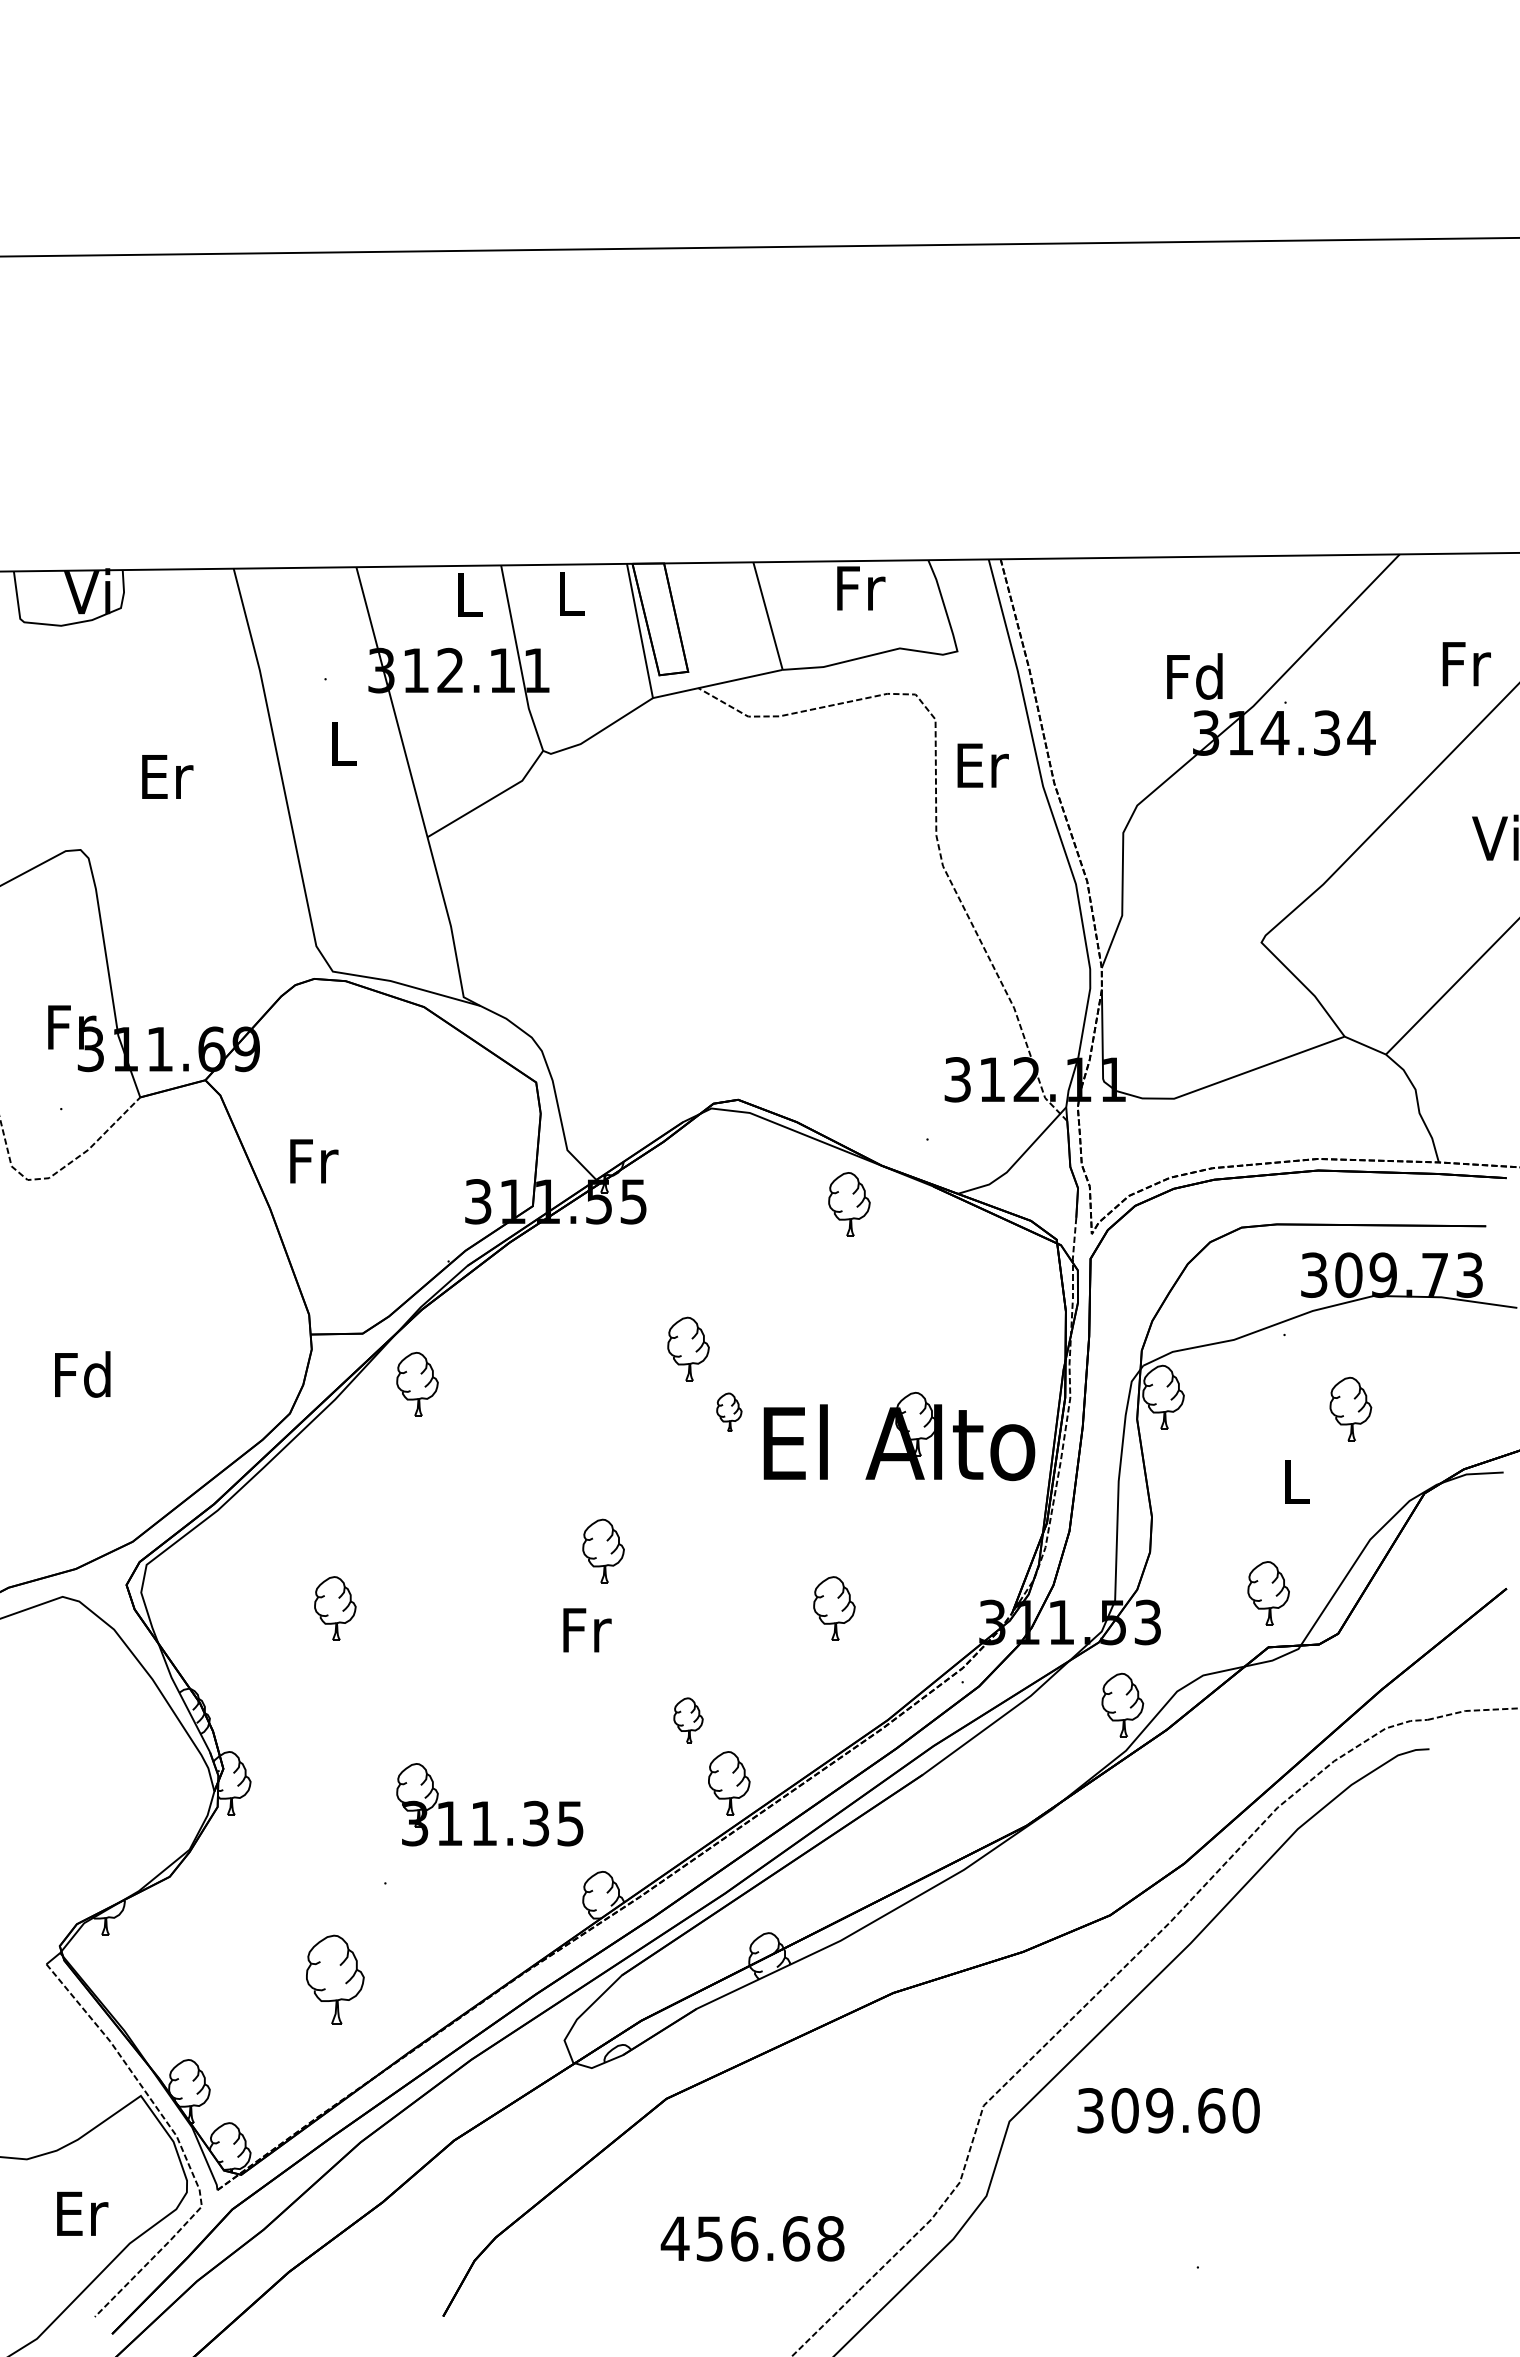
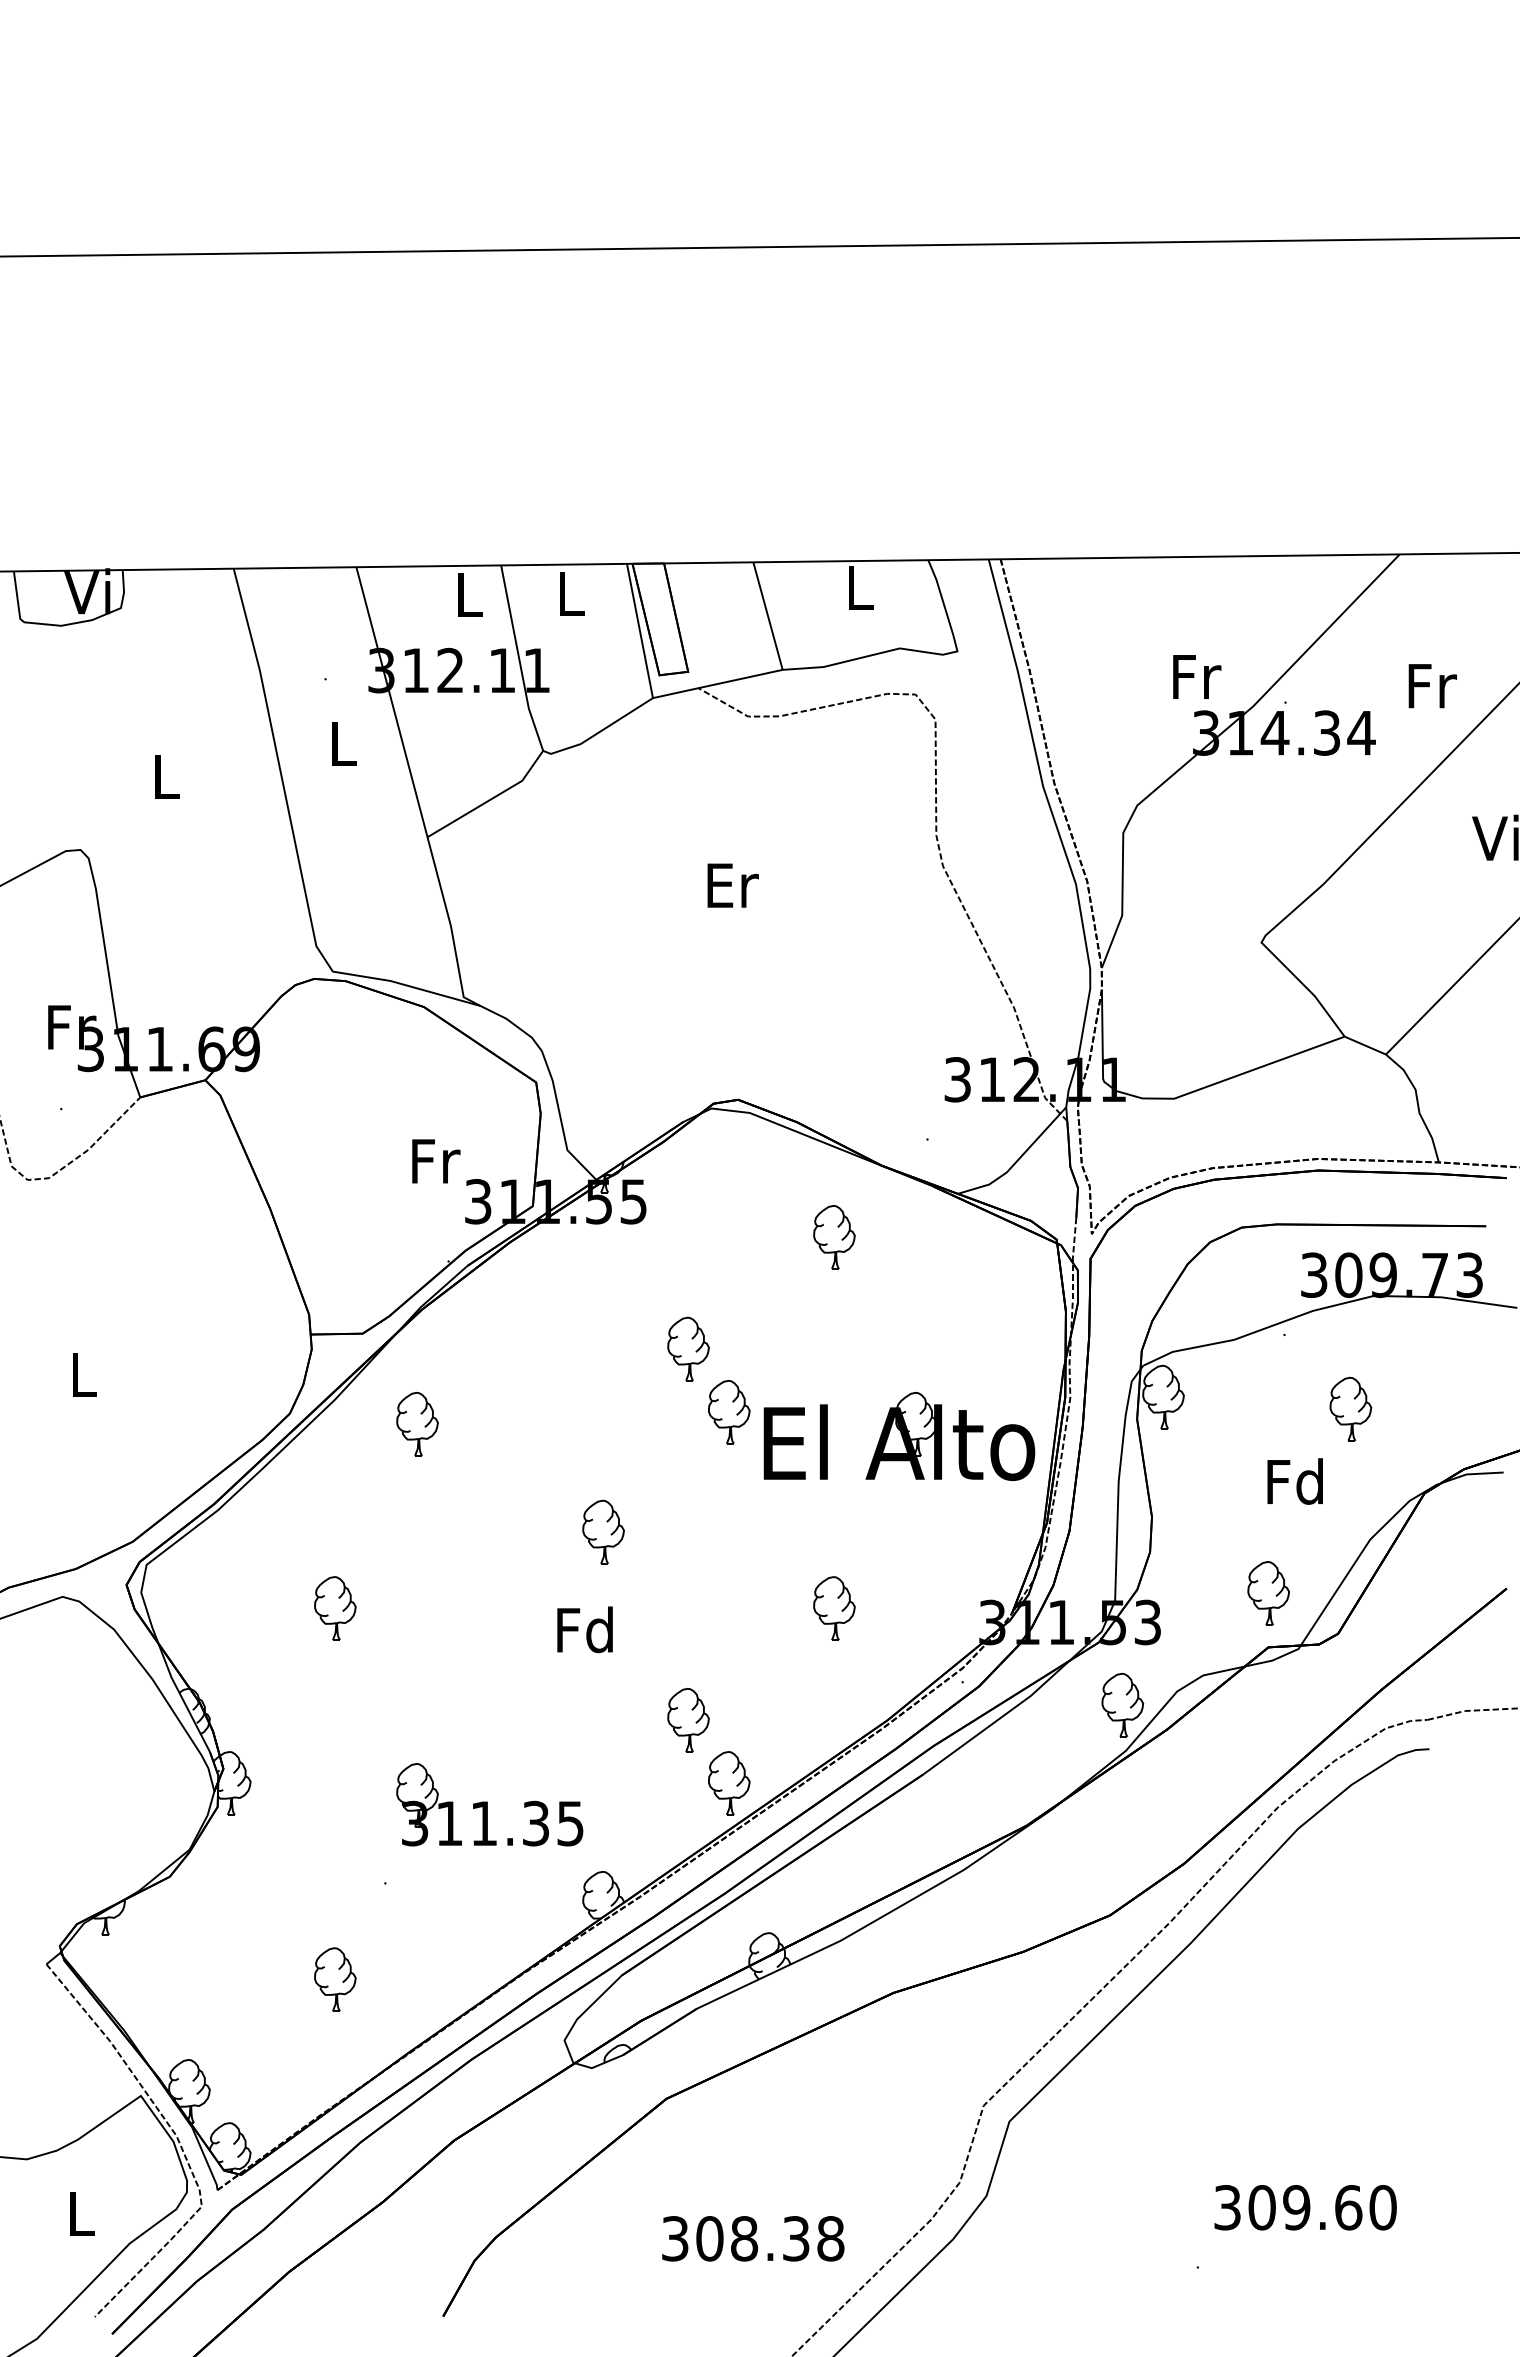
text: Fr -> L (861, 588)
text position: (1466, 664) -> (1432, 686) (1432, 686)
text: Fd -> Fr (1194, 676)
text position: (982, 765) -> (732, 885) (732, 885)
text: Er -> L (167, 776)
text position: (314, 1161) -> (436, 1161) (436, 1161)
part position: (849, 1204) -> (834, 1237) (834, 1237)
text: Fd -> L (82, 1374)
part position: (417, 1383) -> (417, 1423) (417, 1423)
part size: 27x40 px -> 43x65 px (729, 1412)
text: L -> Fd (1294, 1481)
part position: (603, 1550) -> (603, 1531) (603, 1531)
text: Fr -> Fd (584, 1629)
part size: 31x47 px -> 43x65 px (688, 1720)
part size: 59x91 px -> 43x65 px (335, 1979)
text position: (1168, 2110) -> (1305, 2207) (1305, 2207)
text: Er -> L (82, 2213)
text: 456.68 -> 308.38 (735, 2238)
